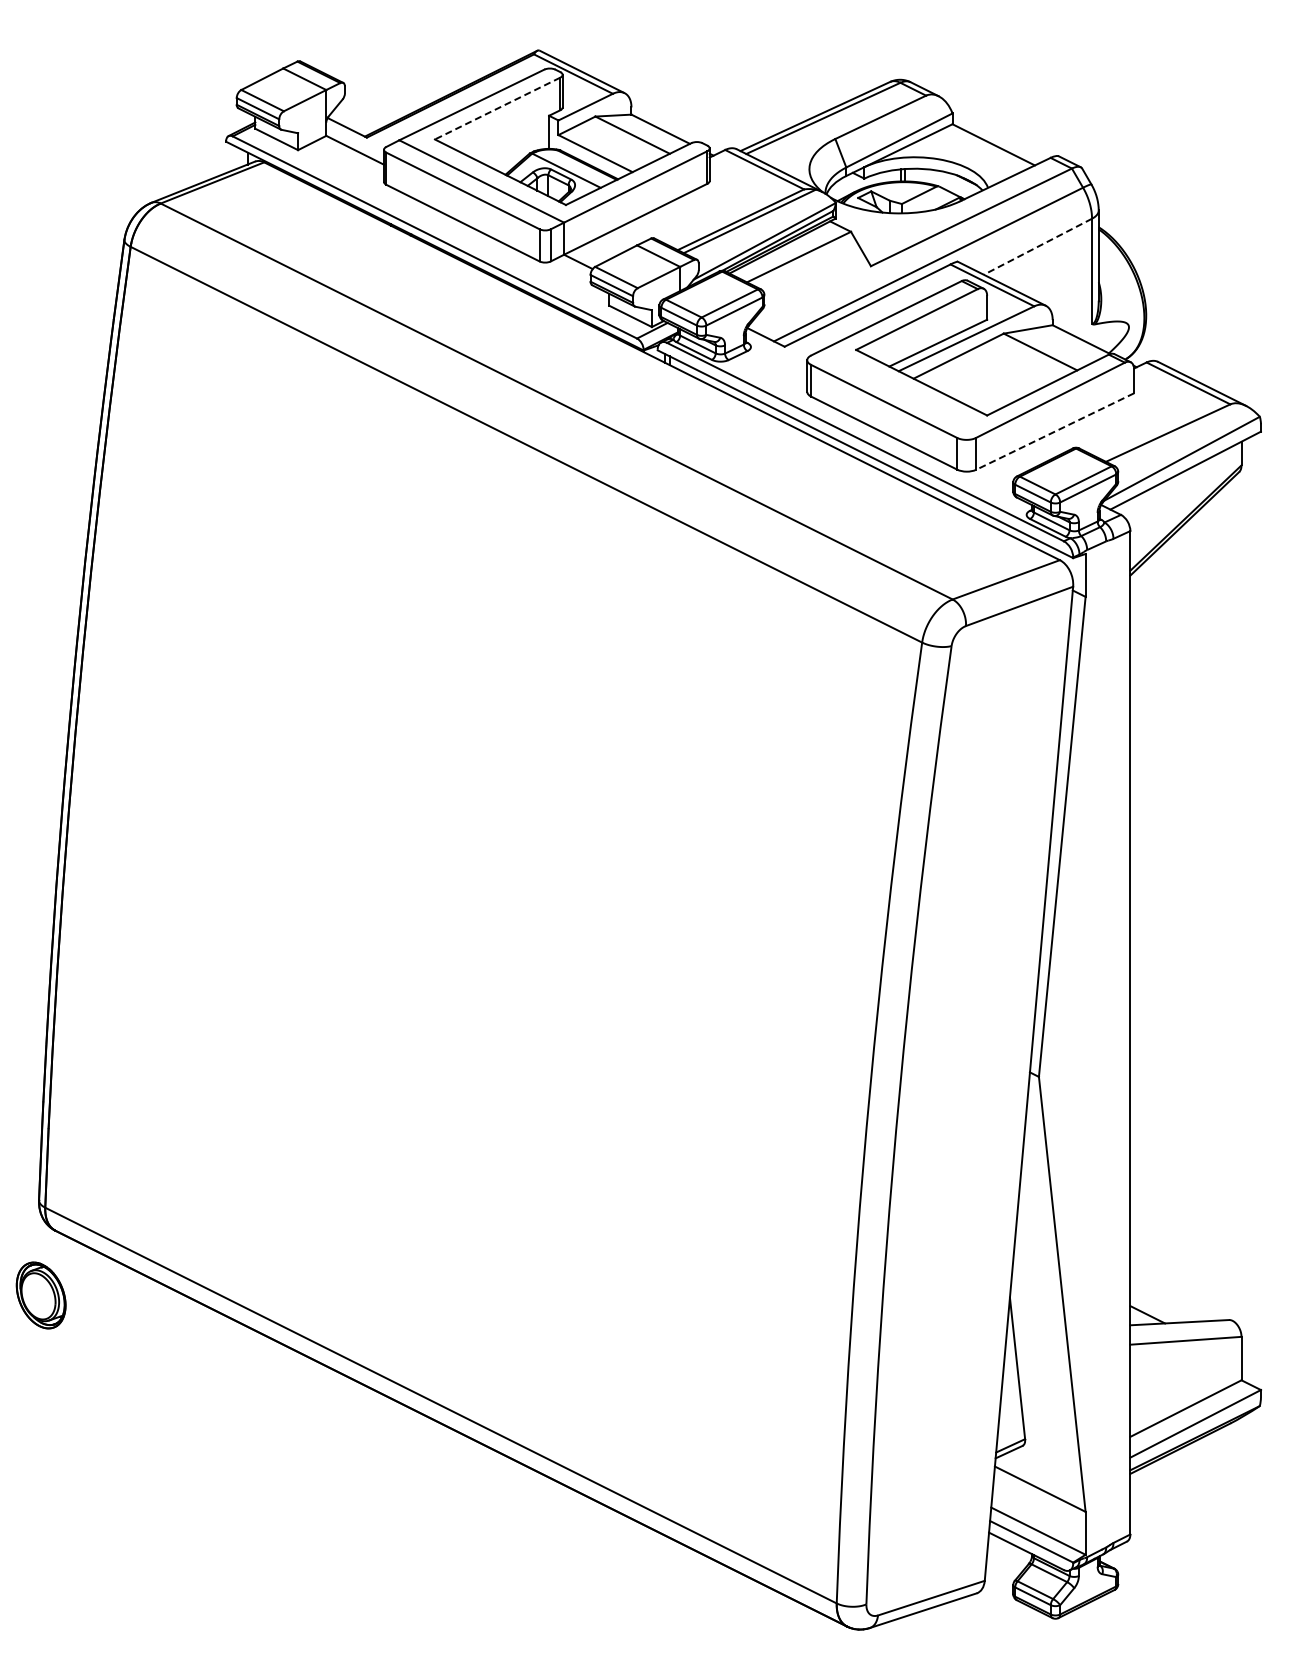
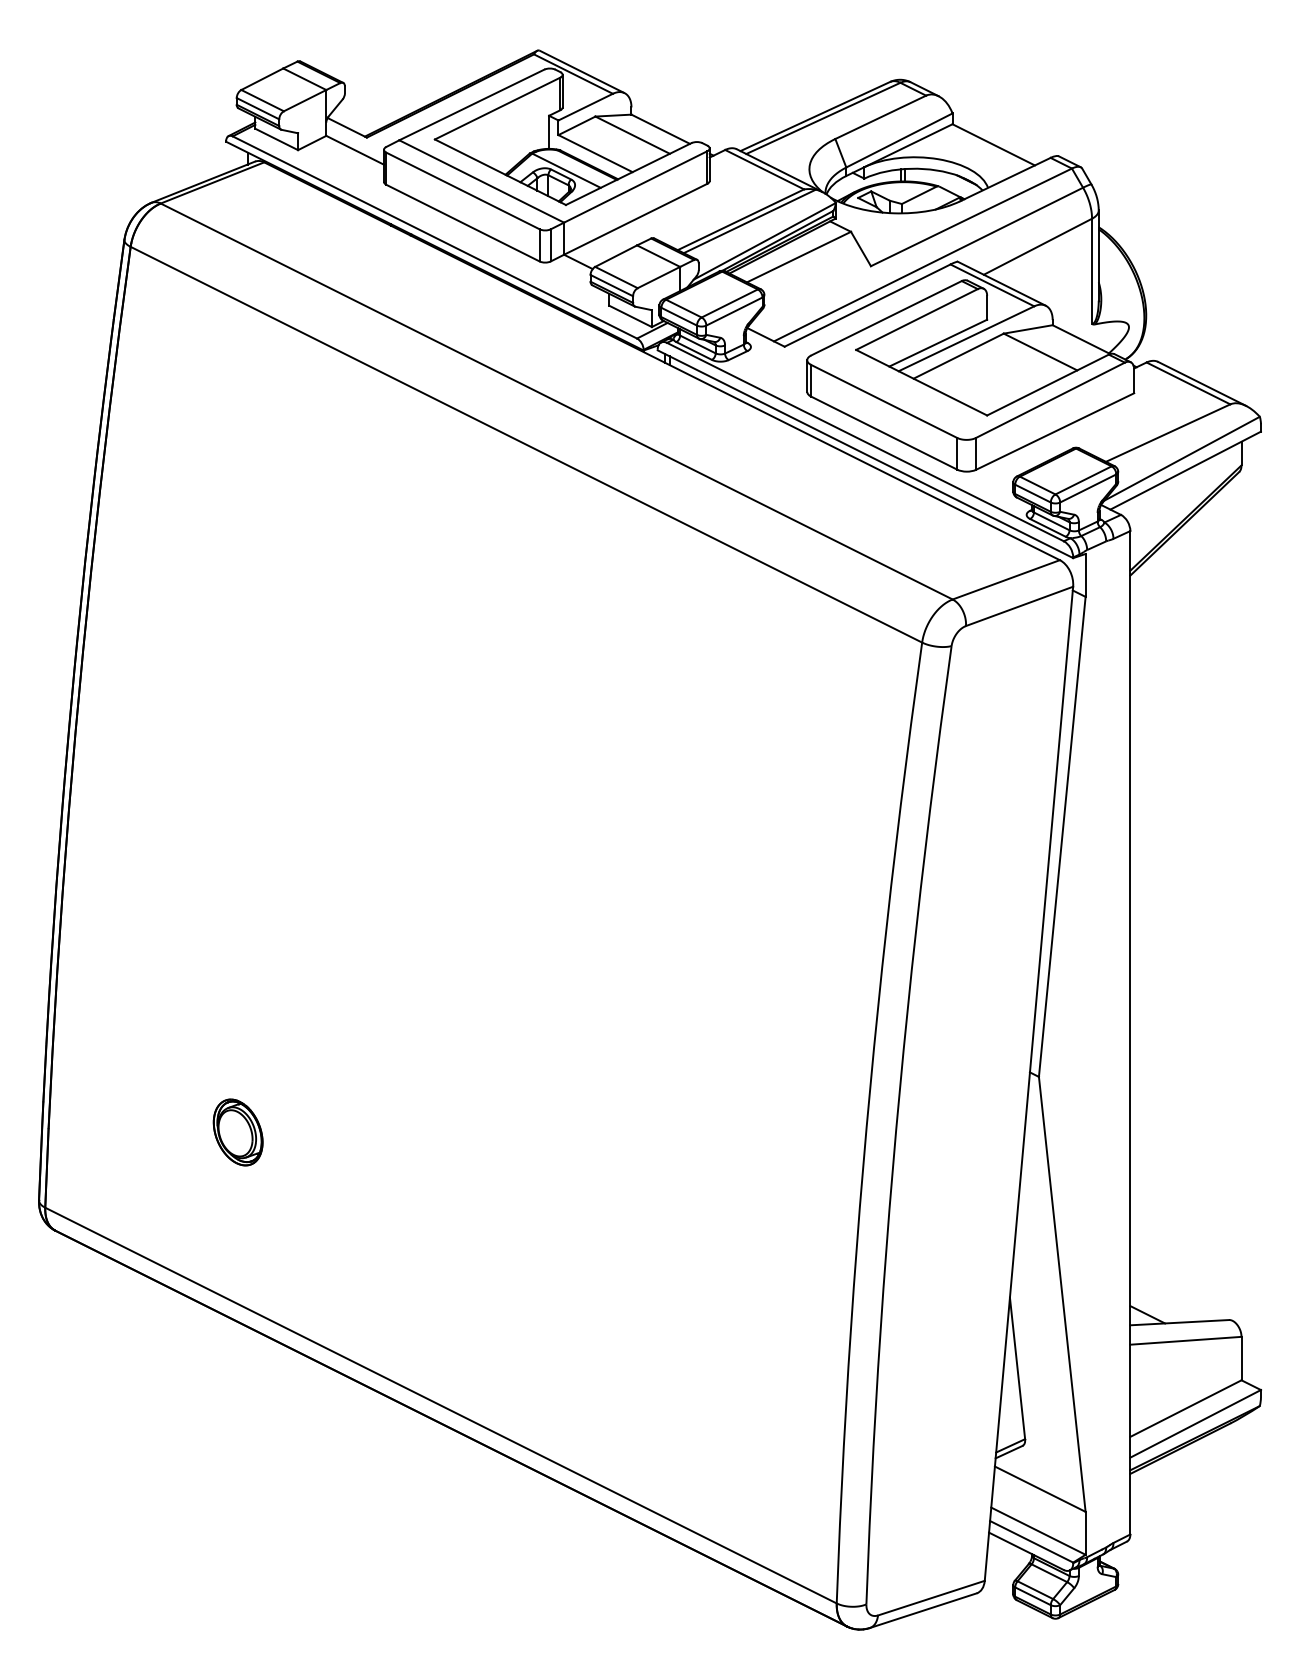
line: dashed -> solid (497, 108)
line: dashed -> solid (1037, 246)
line: dashed -> solid (1055, 431)
part position: (40, 1295) -> (237, 1132) (237, 1132)
